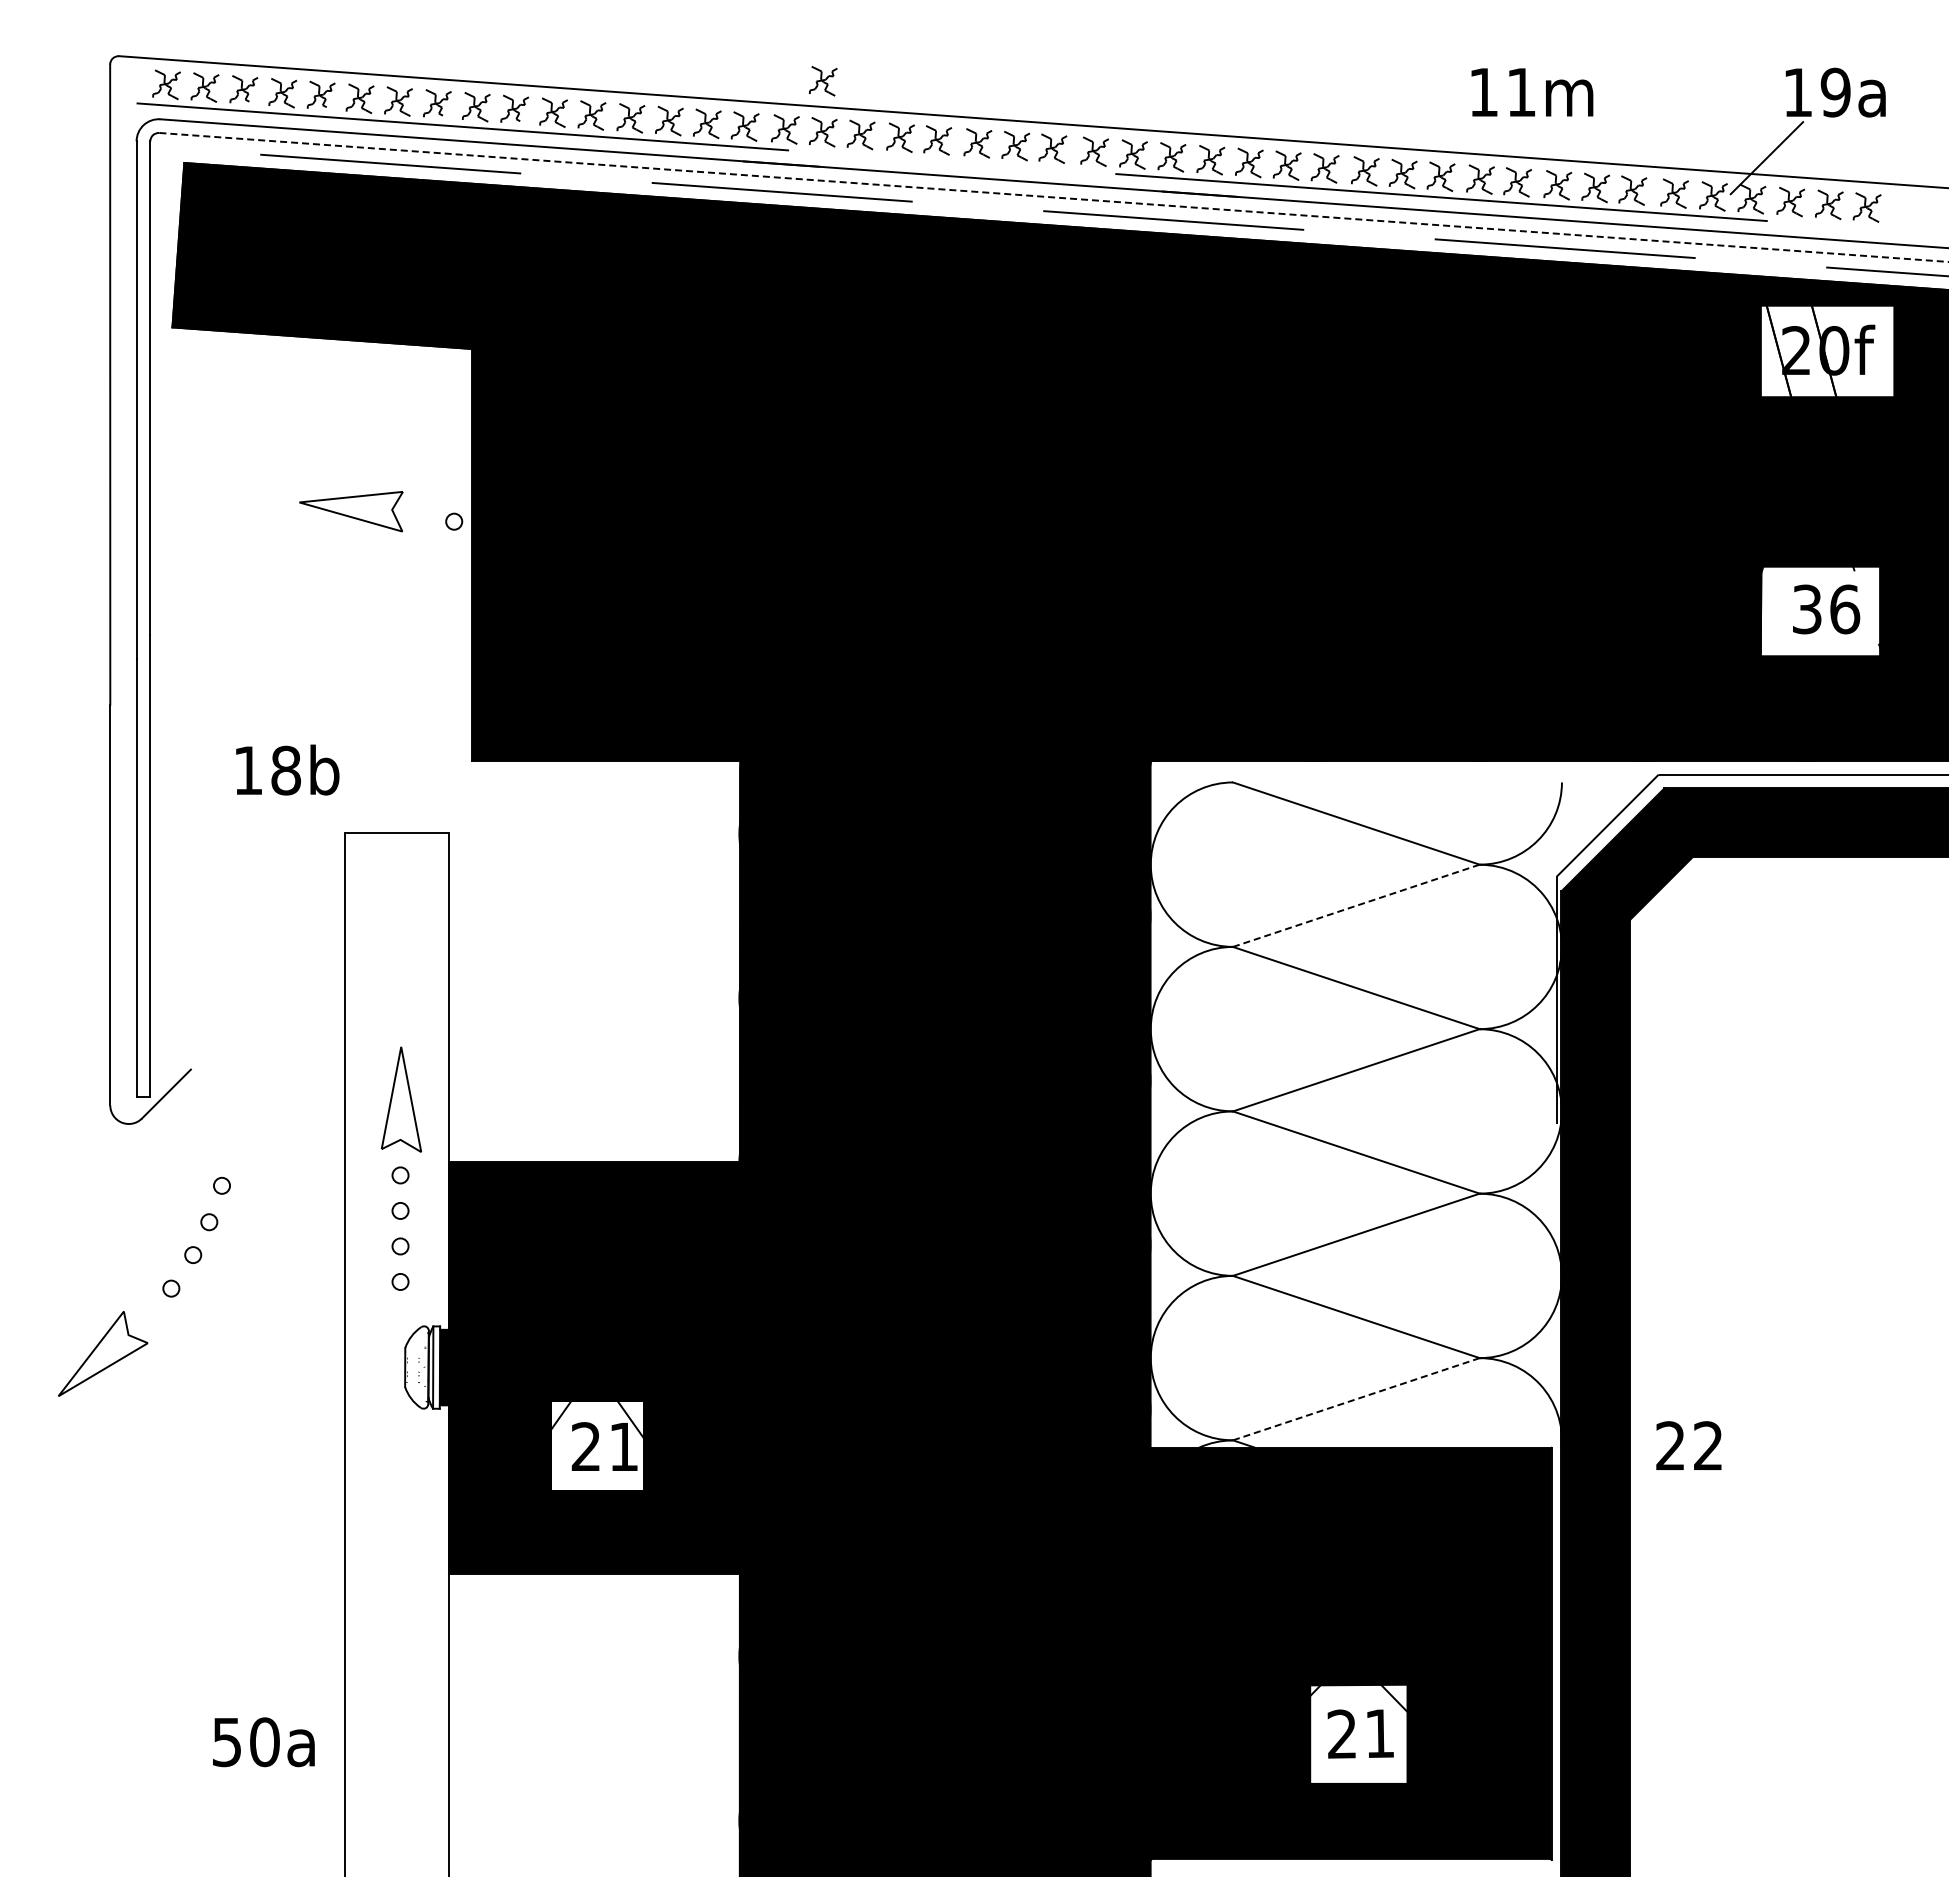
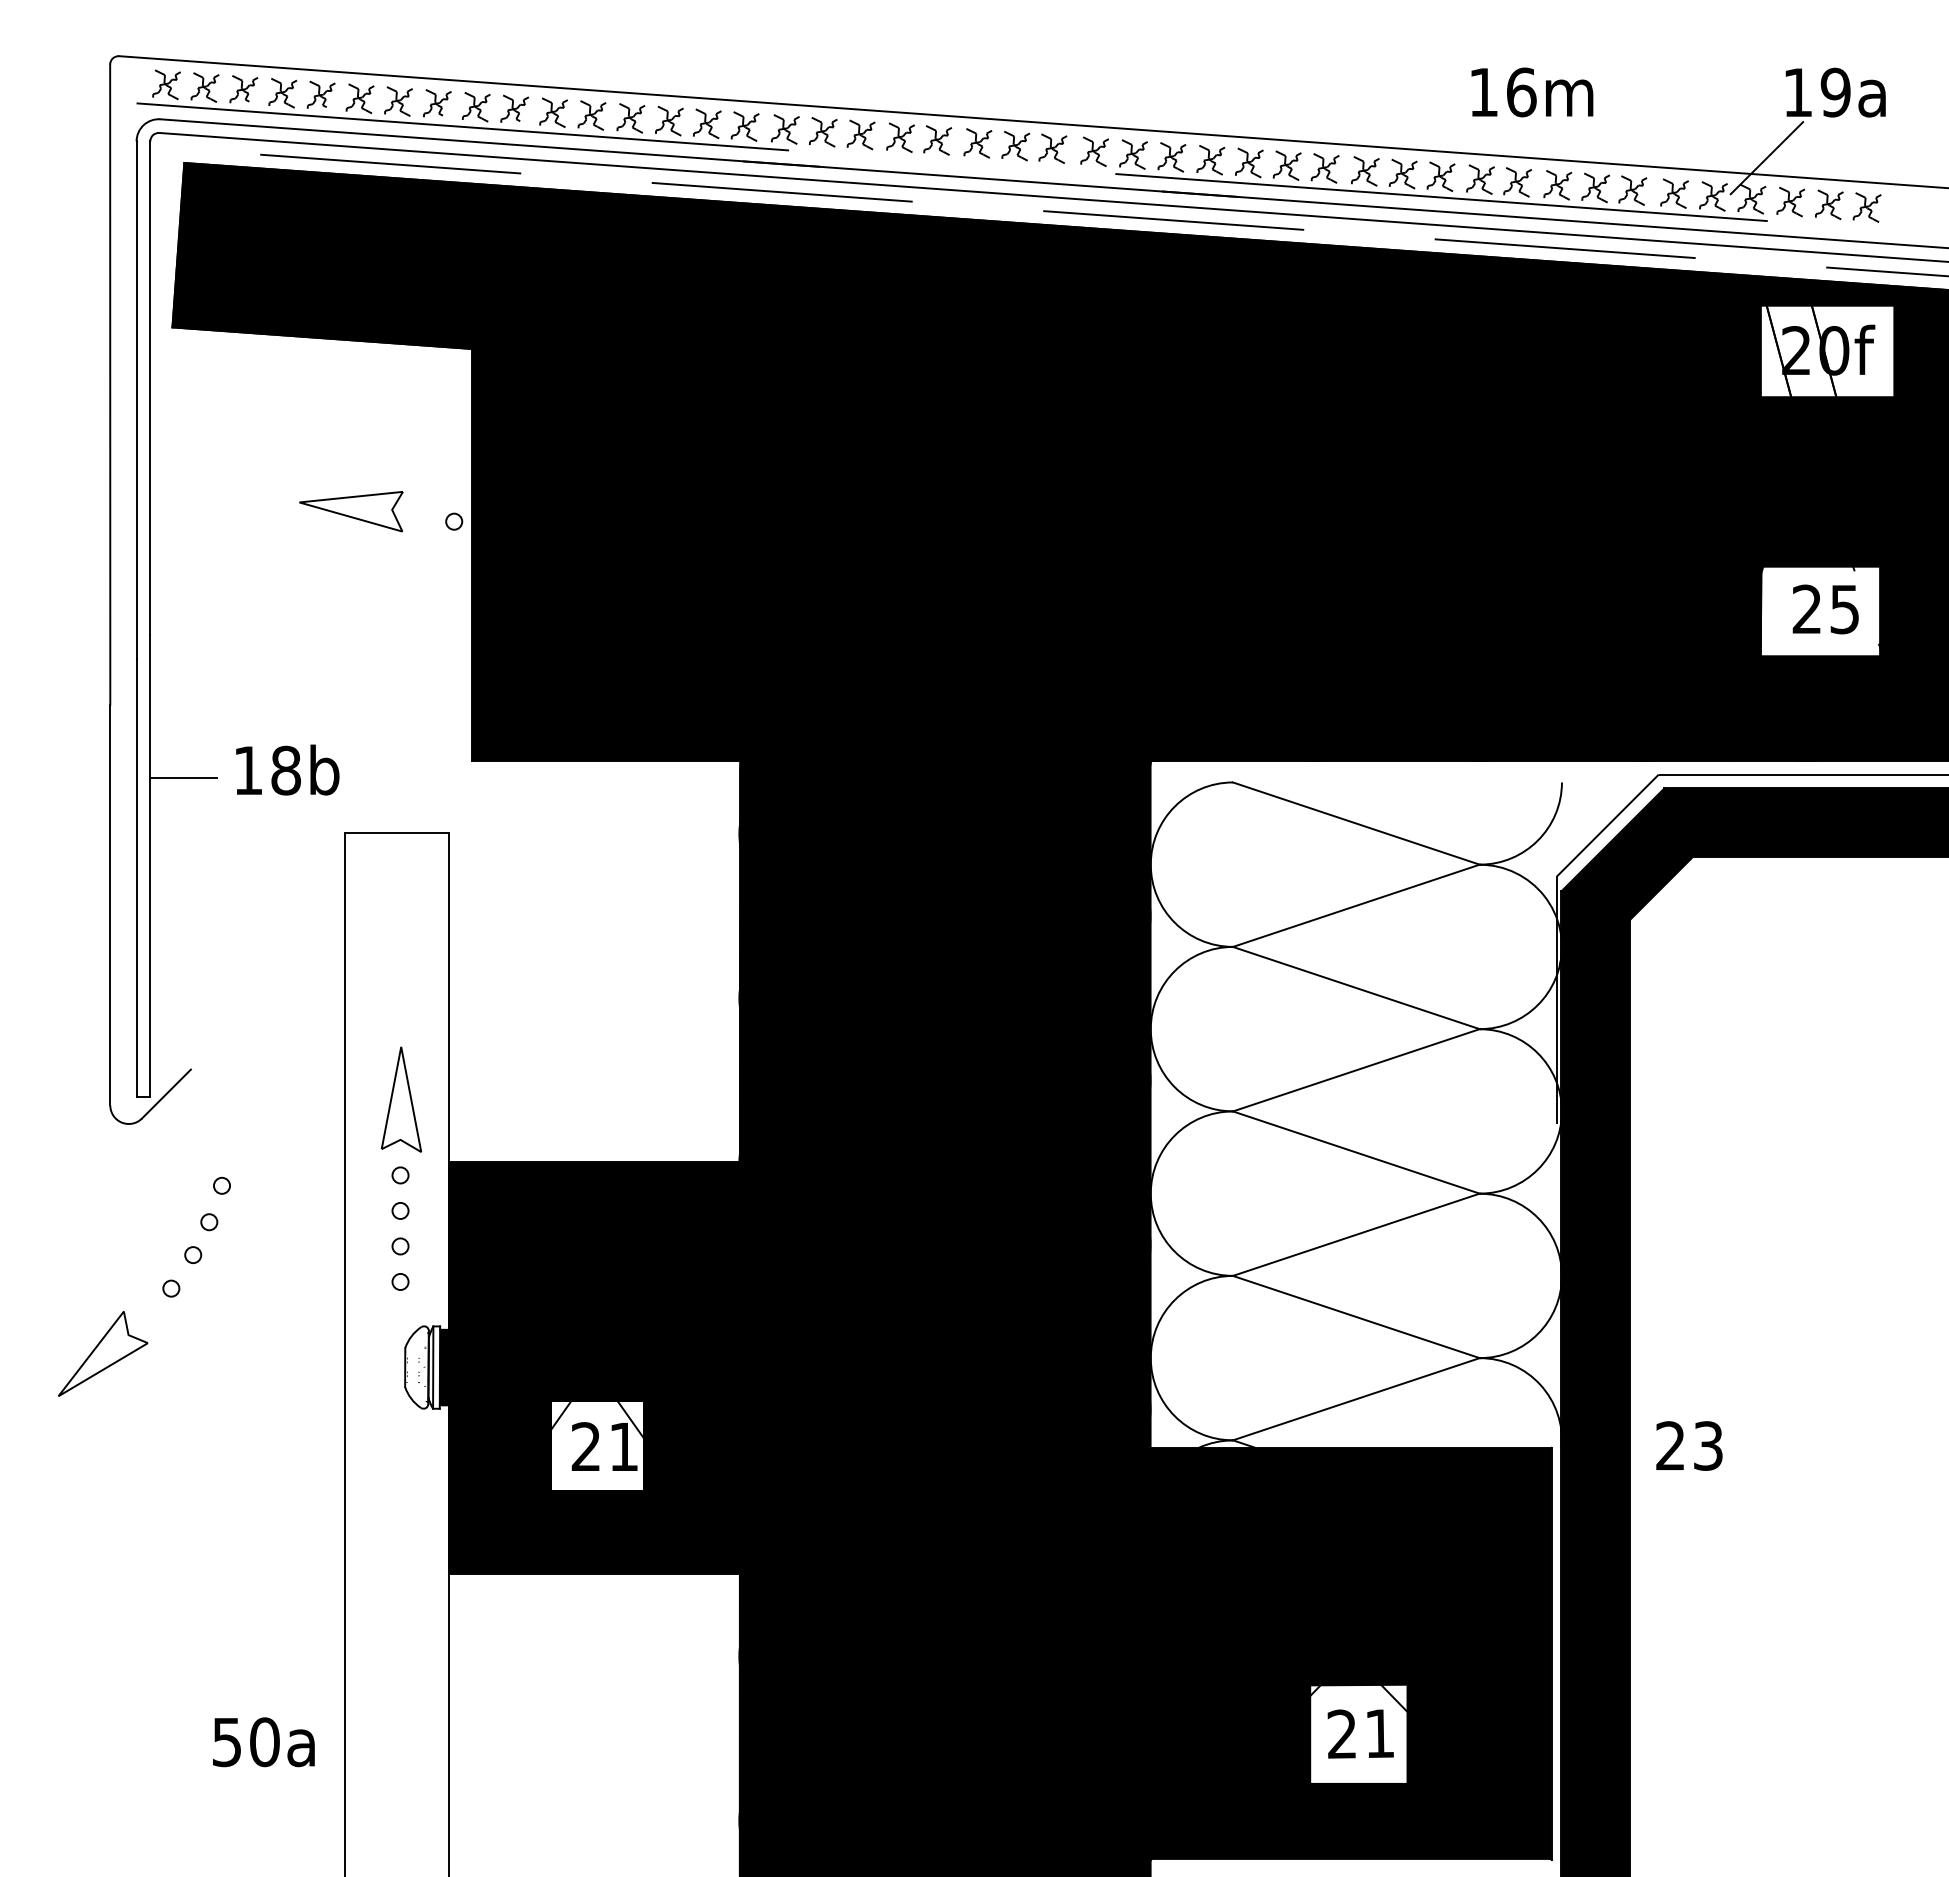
part: present -> none (822, 81)
text: 11m -> 16m (1521, 92)
line: dashed -> solid (1054, 197)
text: 36 -> 25 (1826, 609)
line: none -> present (183, 778)
line: dashed -> solid (1356, 905)
line: dashed -> solid (1355, 1399)
text: 22 -> 23 (1708, 1445)
